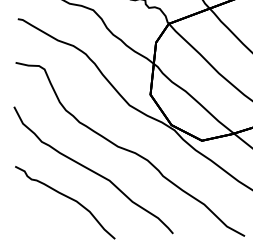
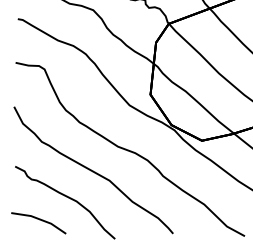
part: none -> present (38, 223)
